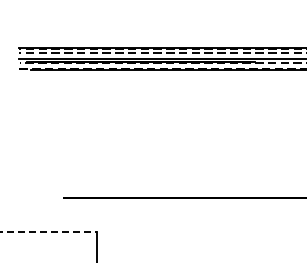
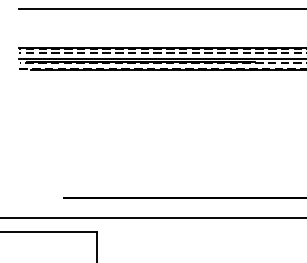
line: none -> present (160, 9)
line: none -> present (152, 218)
line: dashed -> solid (49, 231)
